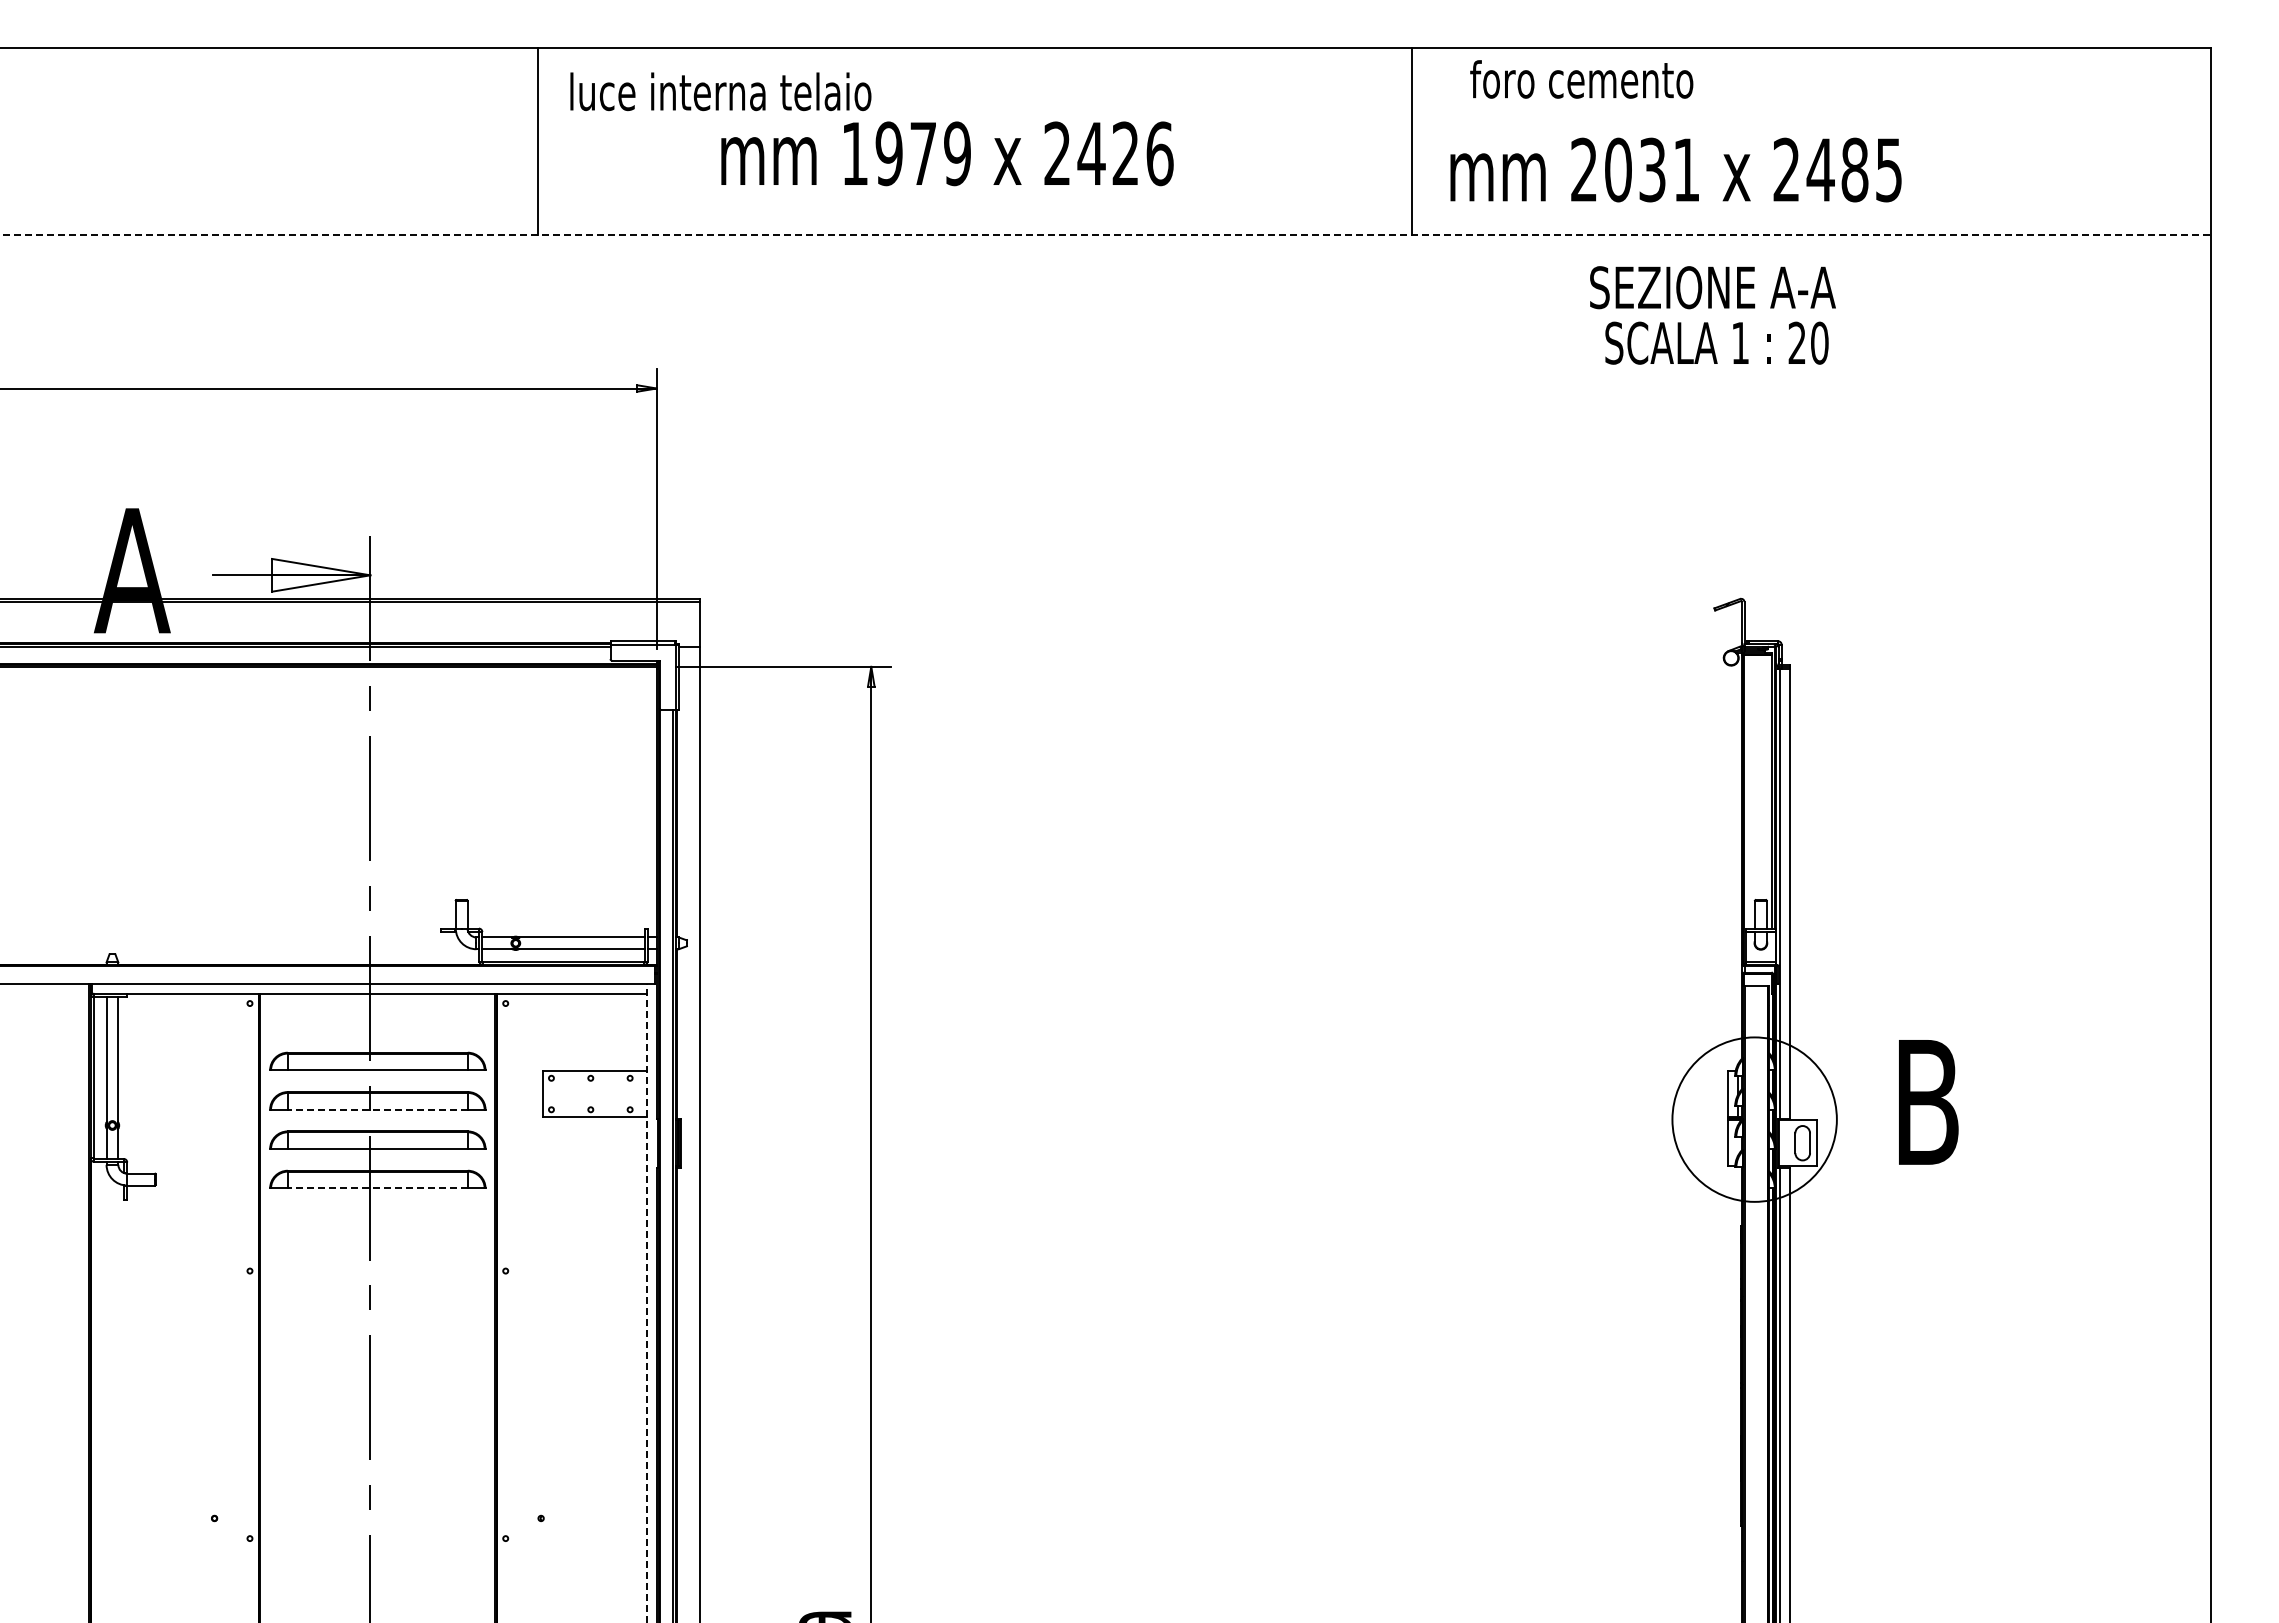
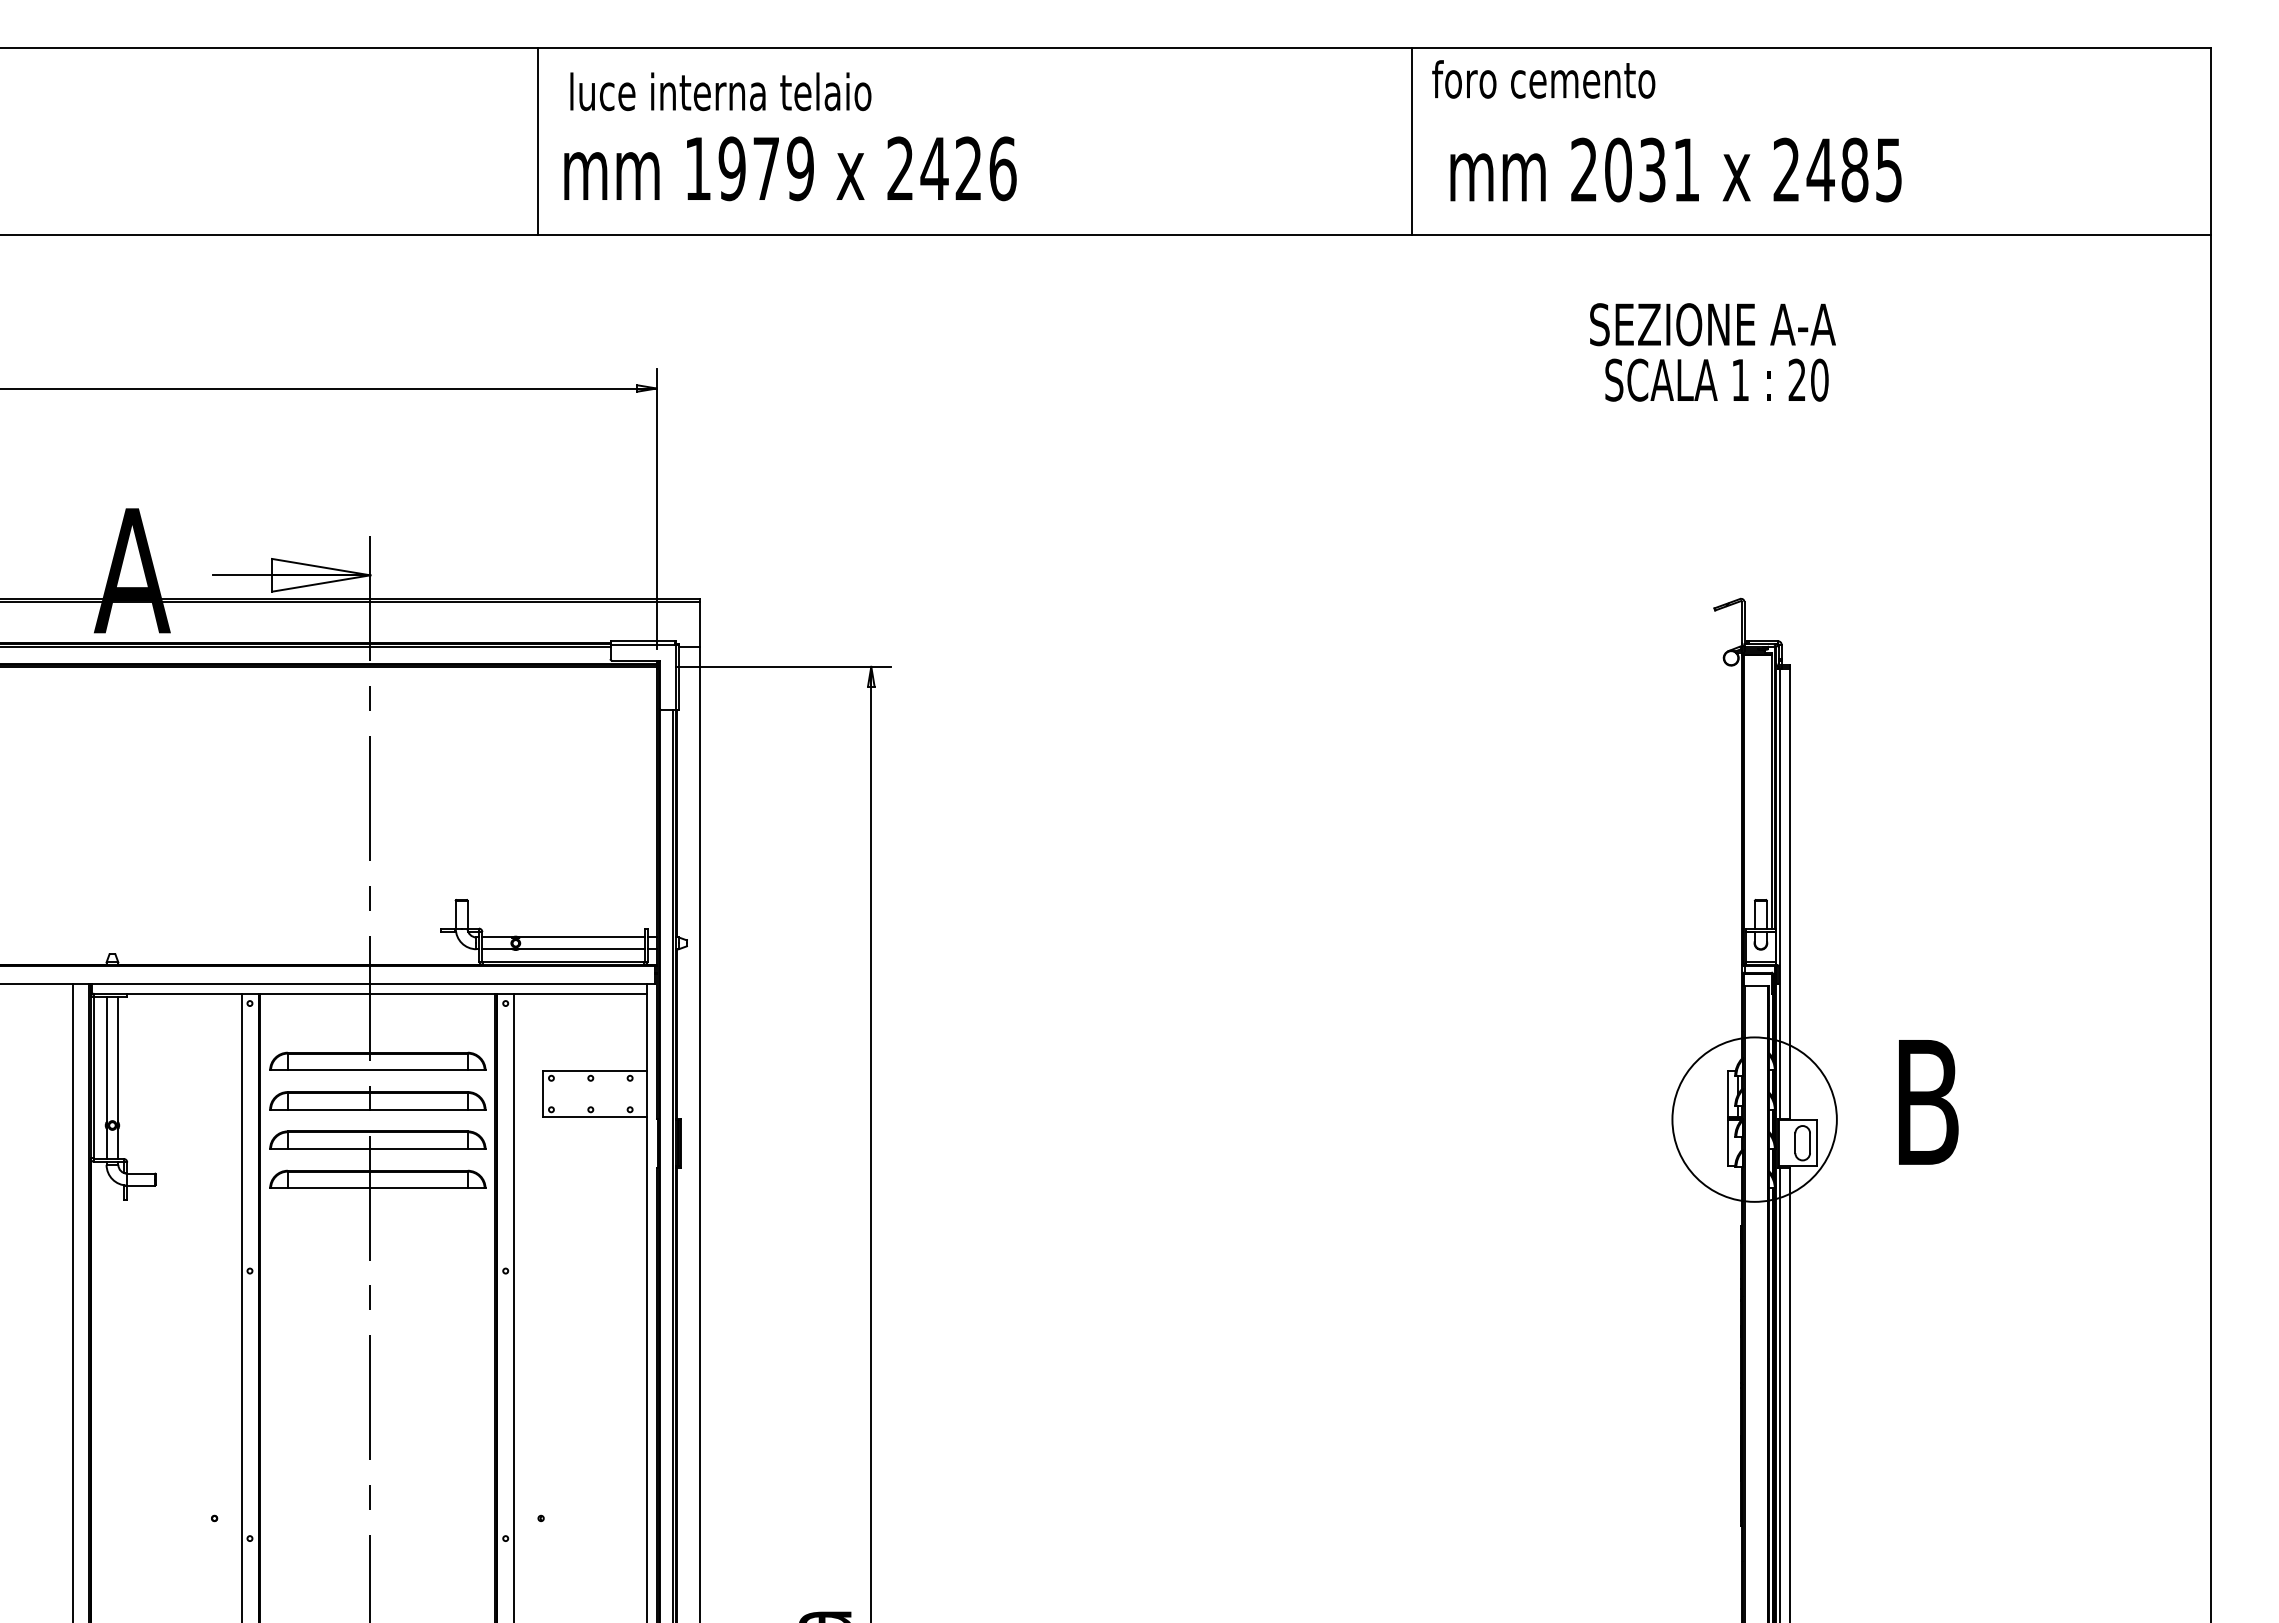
text position: (1581, 79) -> (1543, 79) (1543, 79)
text position: (947, 153) -> (790, 168) (790, 168)
line: dashed -> solid (1106, 235)
text position: (1712, 315) -> (1712, 352) (1712, 352)
line: dashed -> solid (377, 1109)
line: dashed -> solid (377, 1188)
line: none -> present (73, 1301)
line: dashed -> solid (646, 1303)
line: none -> present (242, 1306)
line: none -> present (513, 1306)
